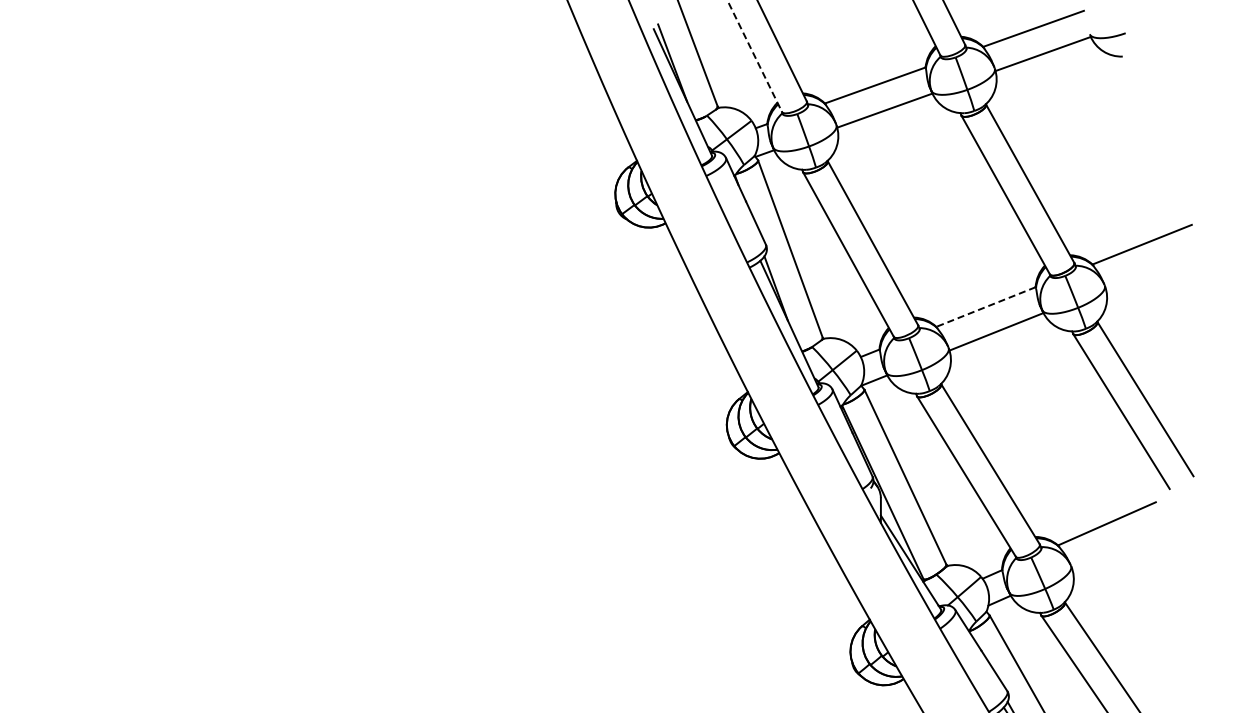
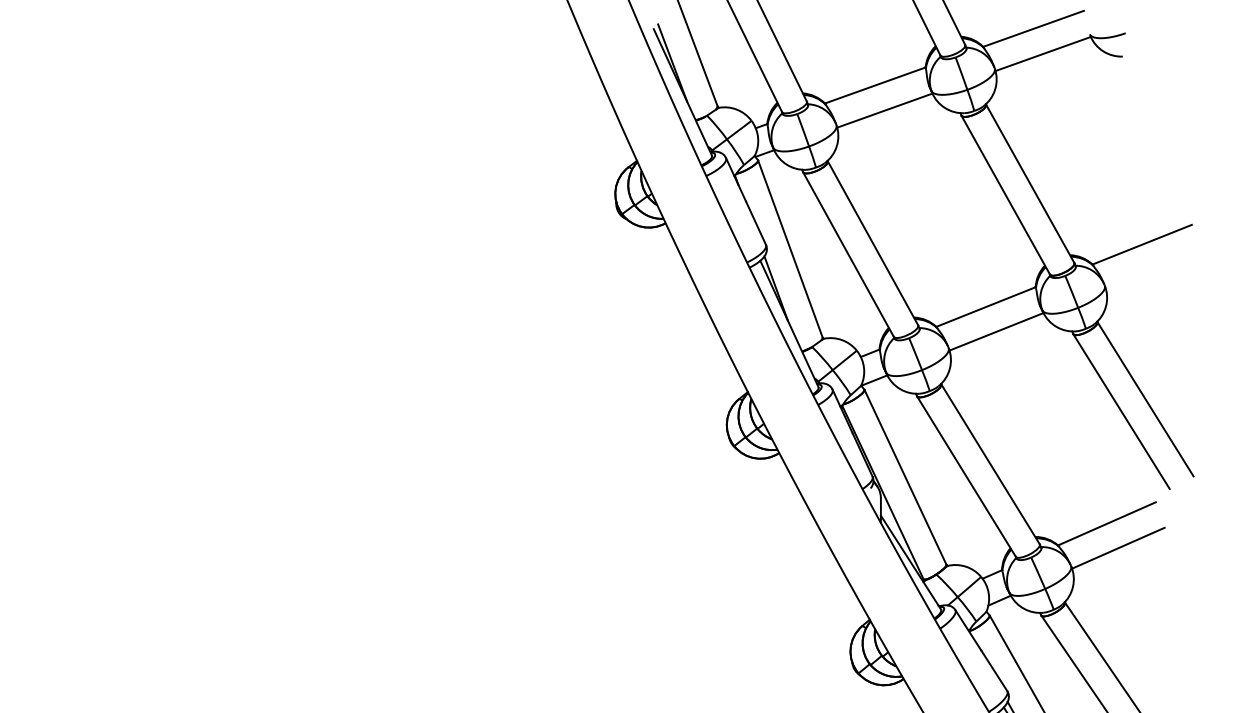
line: dashed -> solid (754, 56)
line: dashed -> solid (985, 307)
line: none -> present (1118, 547)
